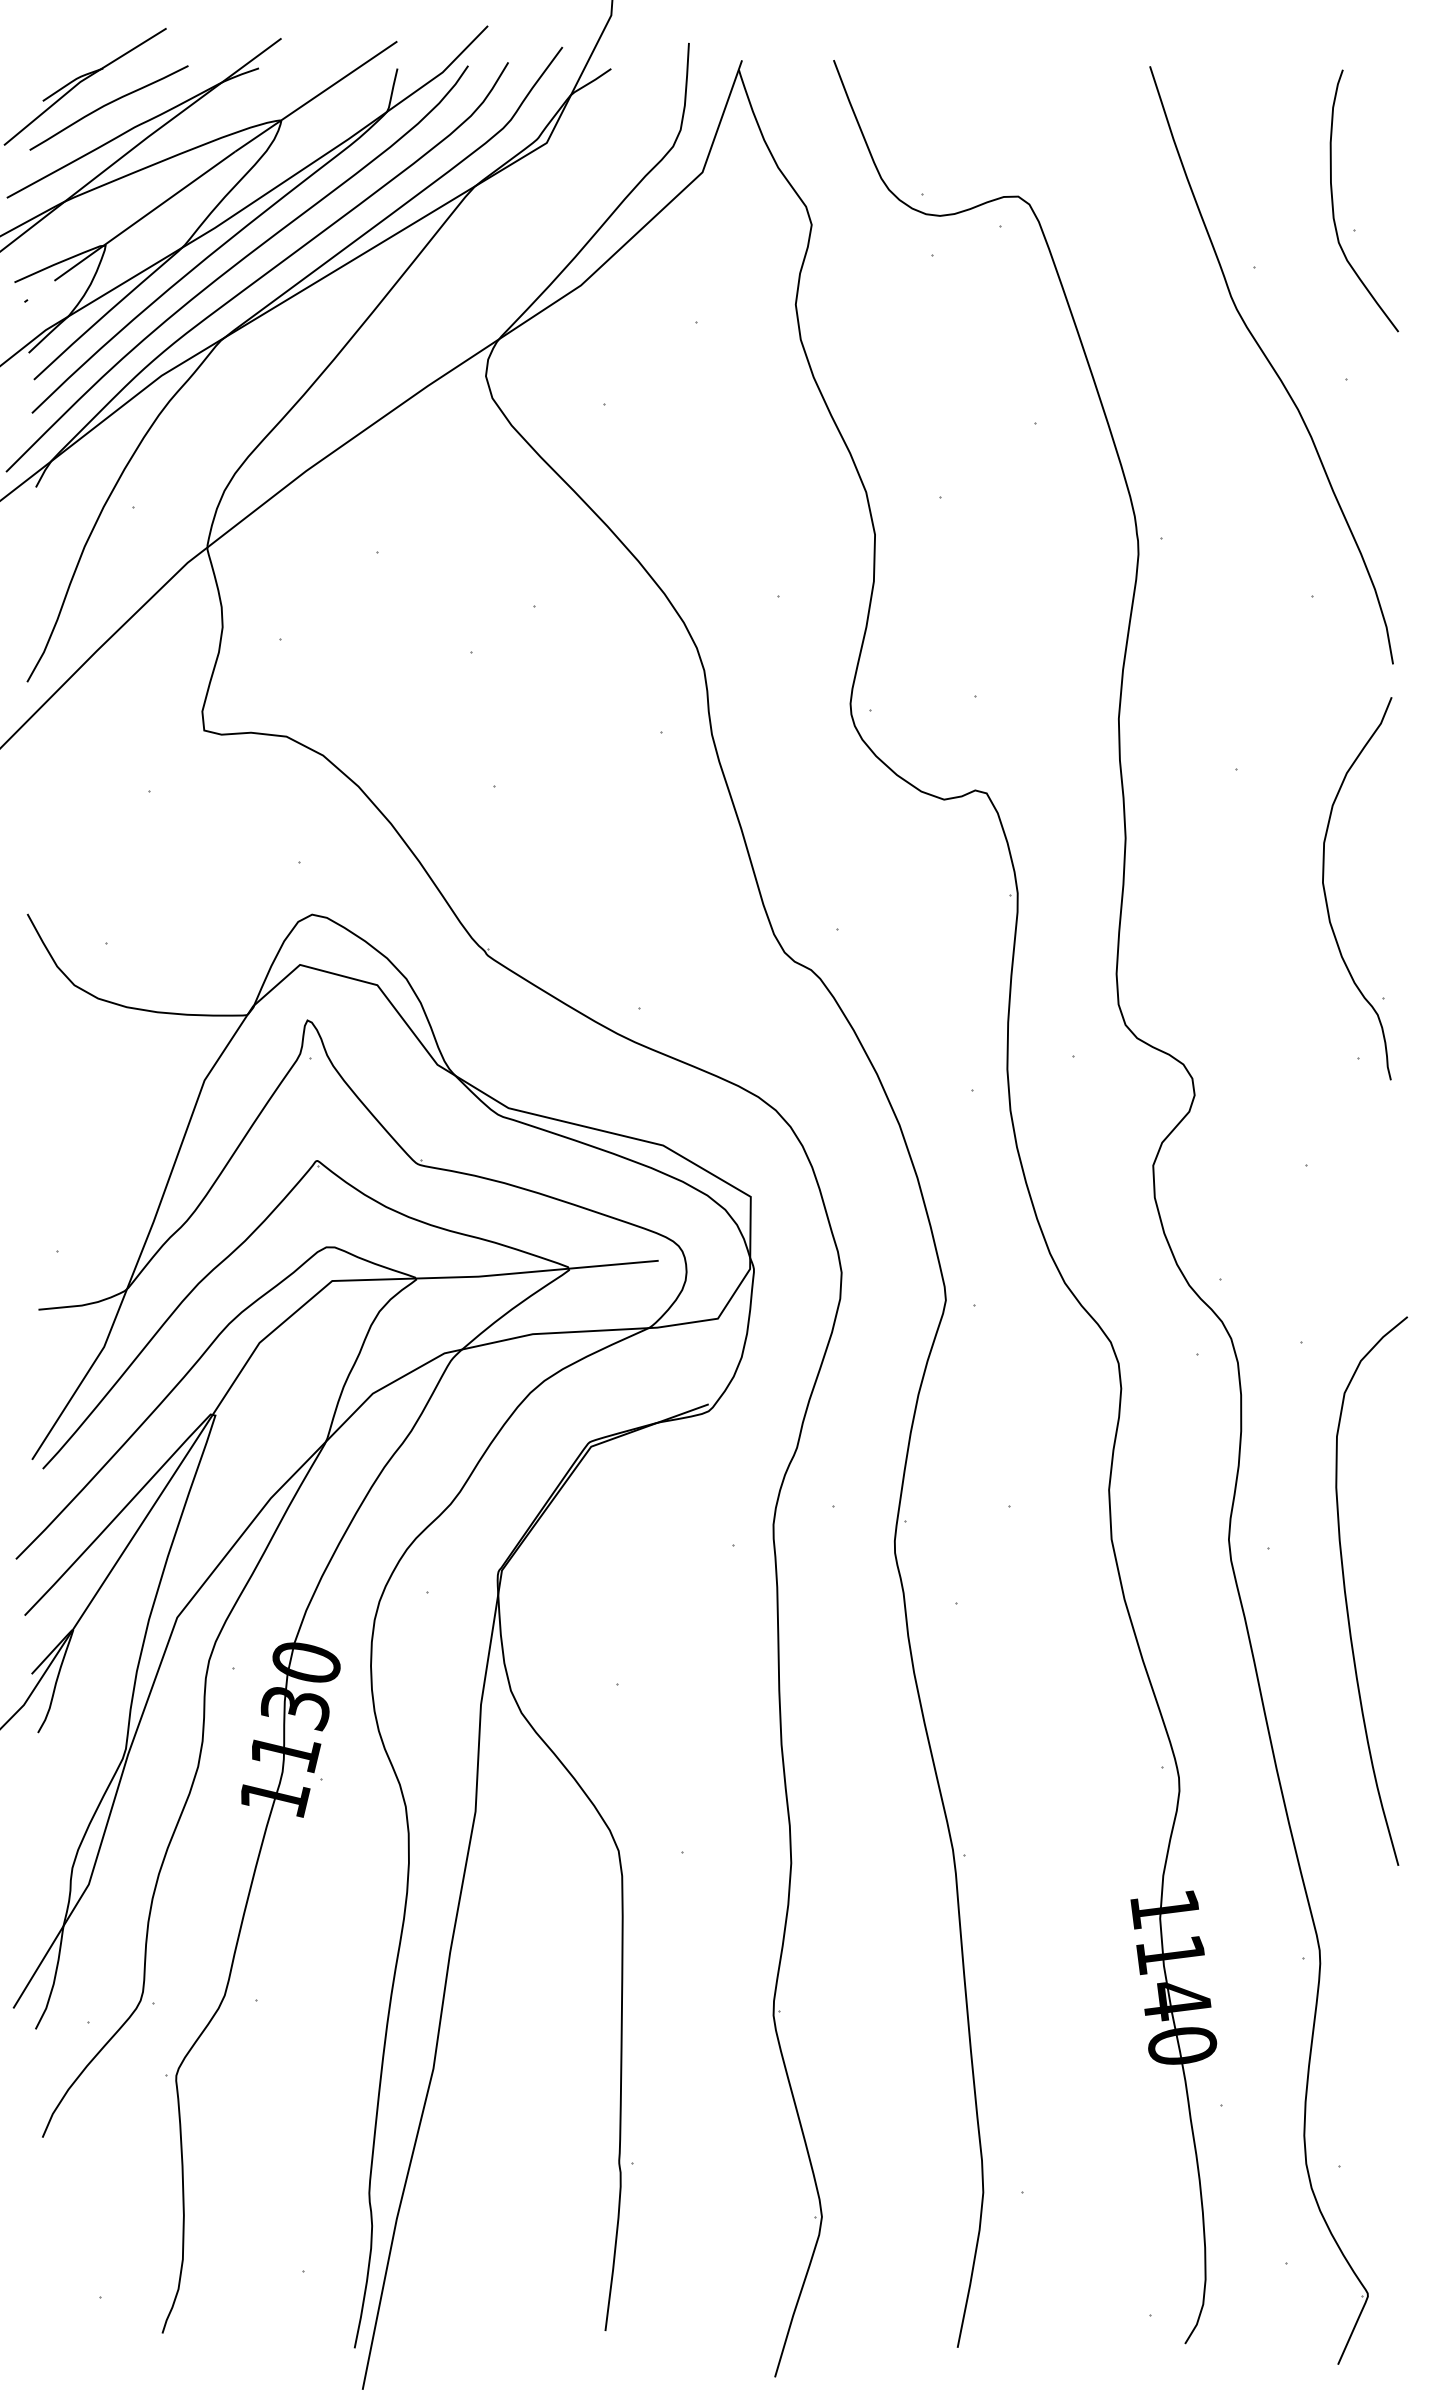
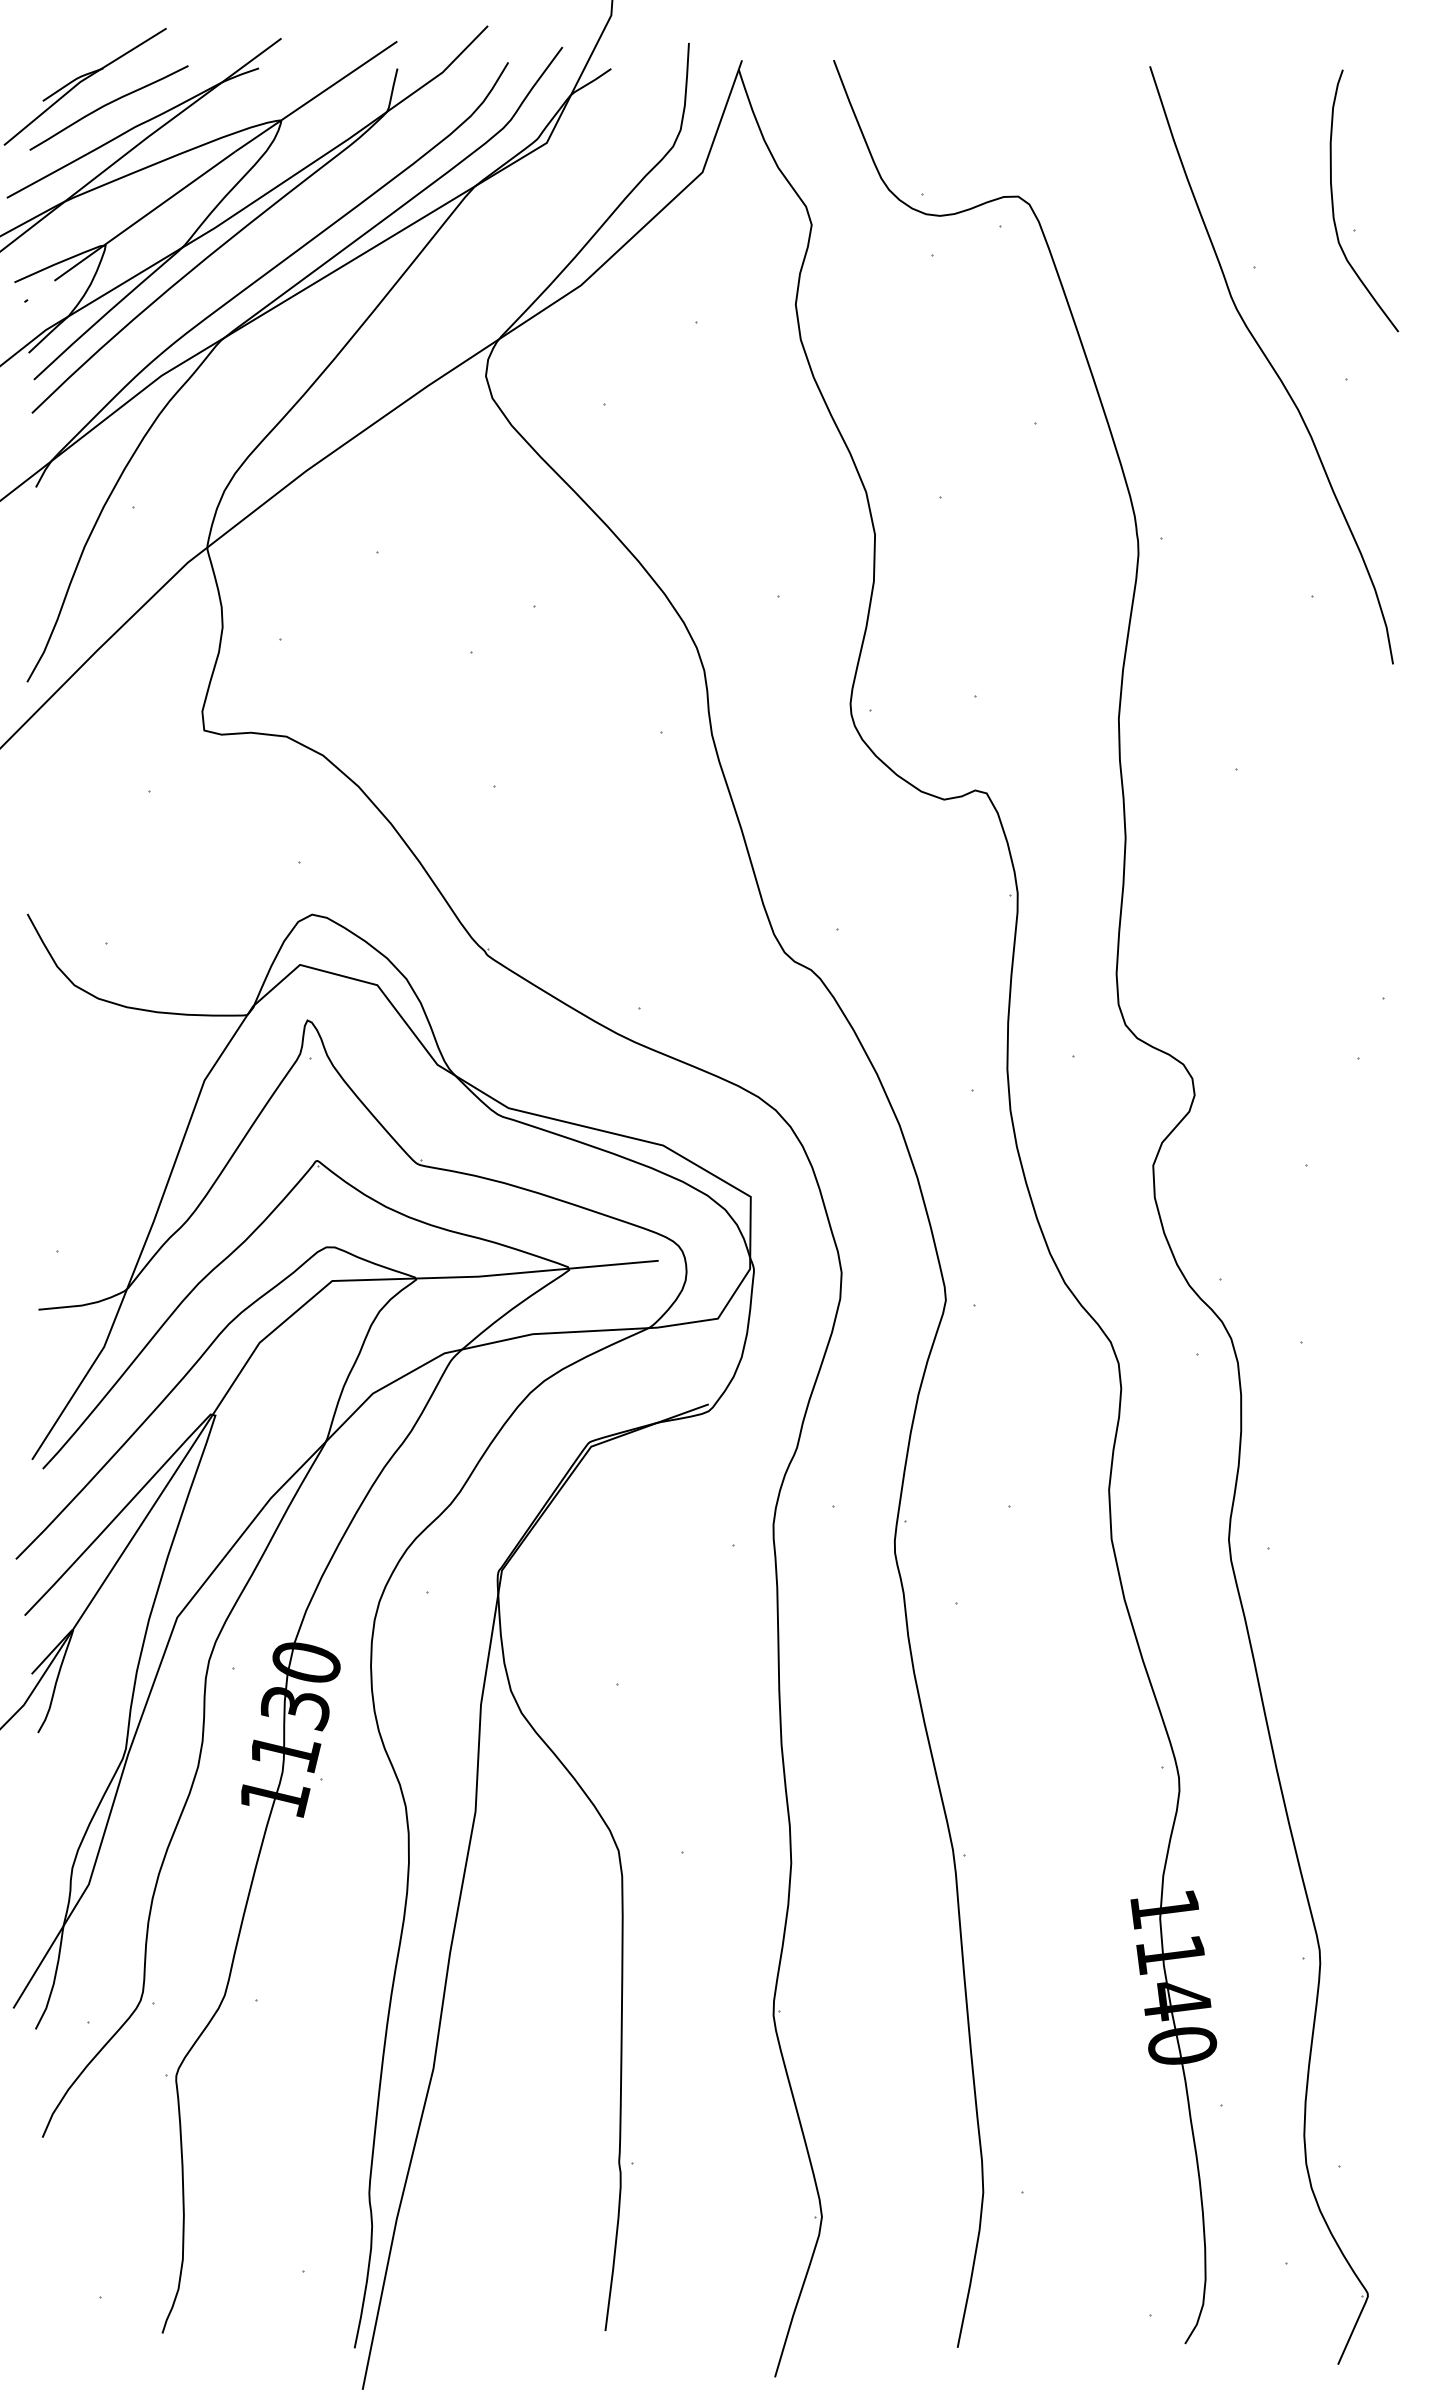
curve: present -> none (235, 266)
curve: present -> none (1326, 895)
curve: present -> none (1346, 1593)
